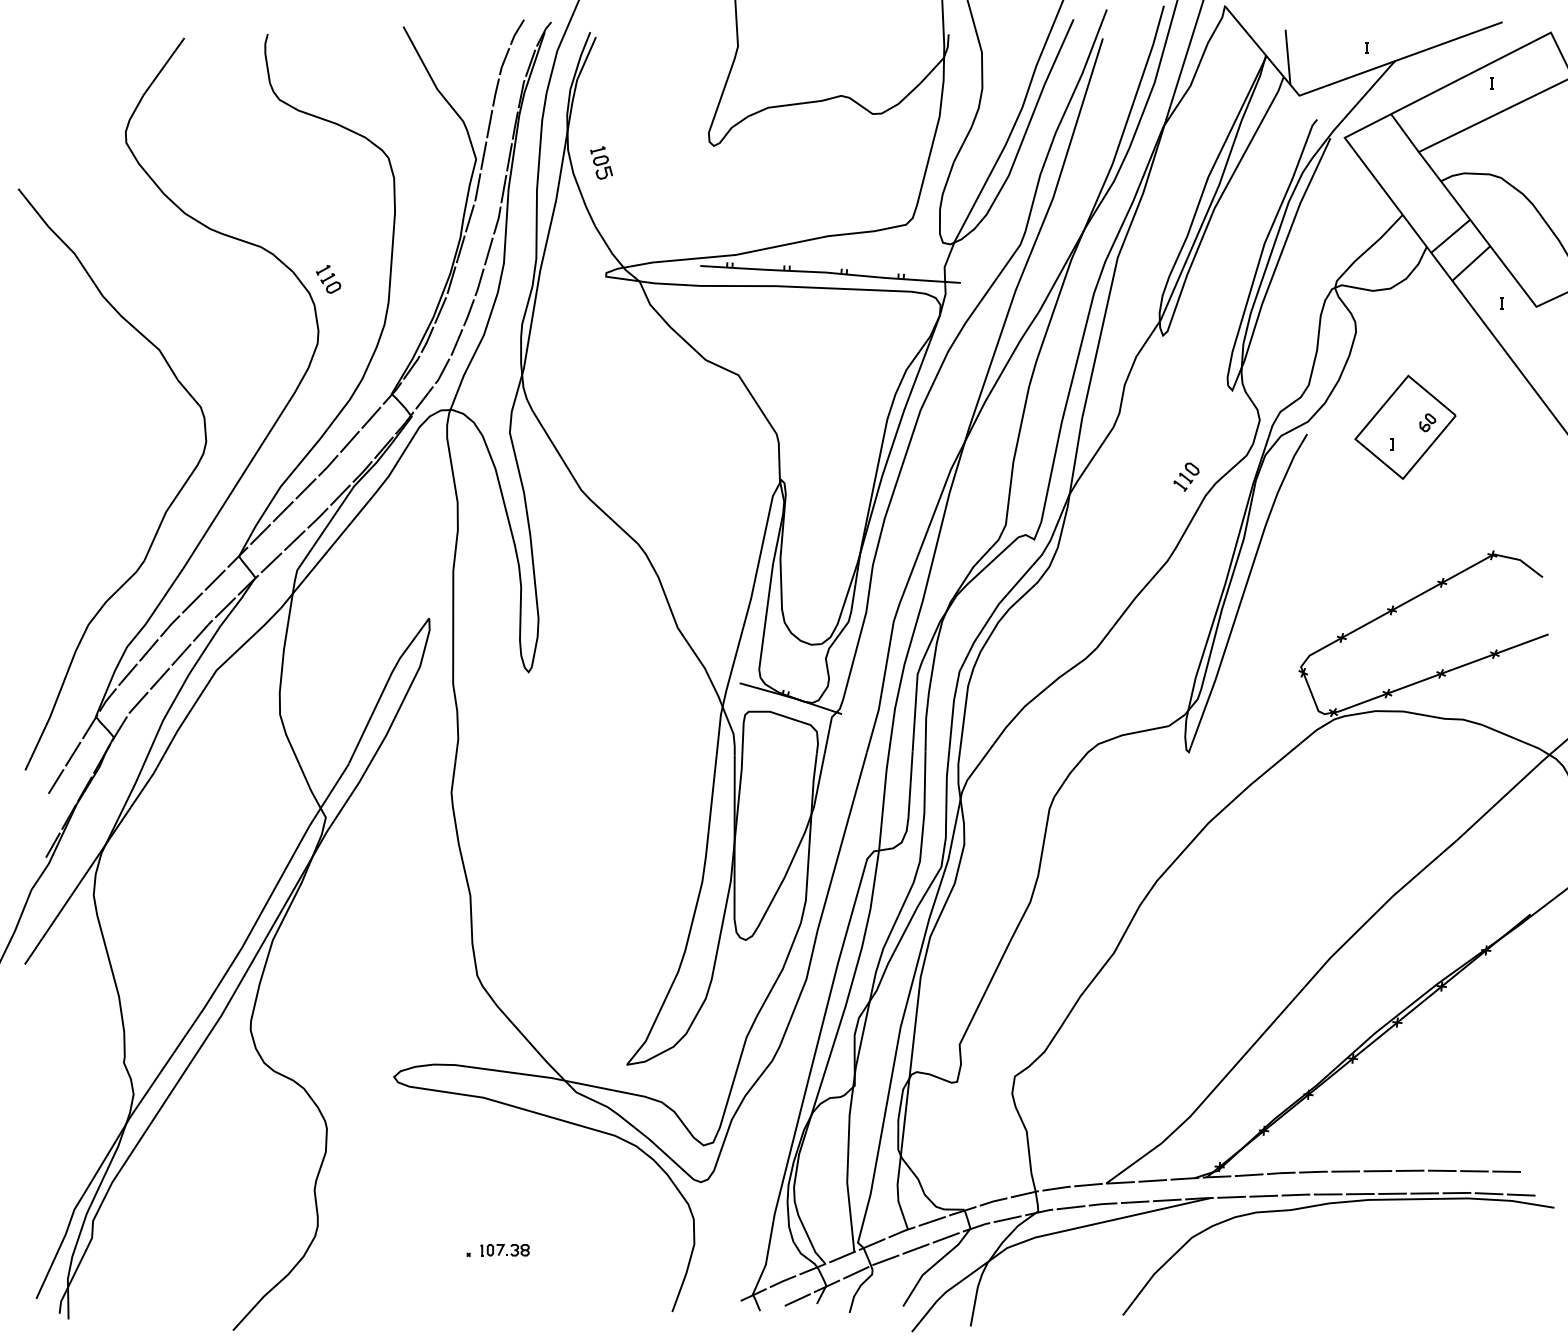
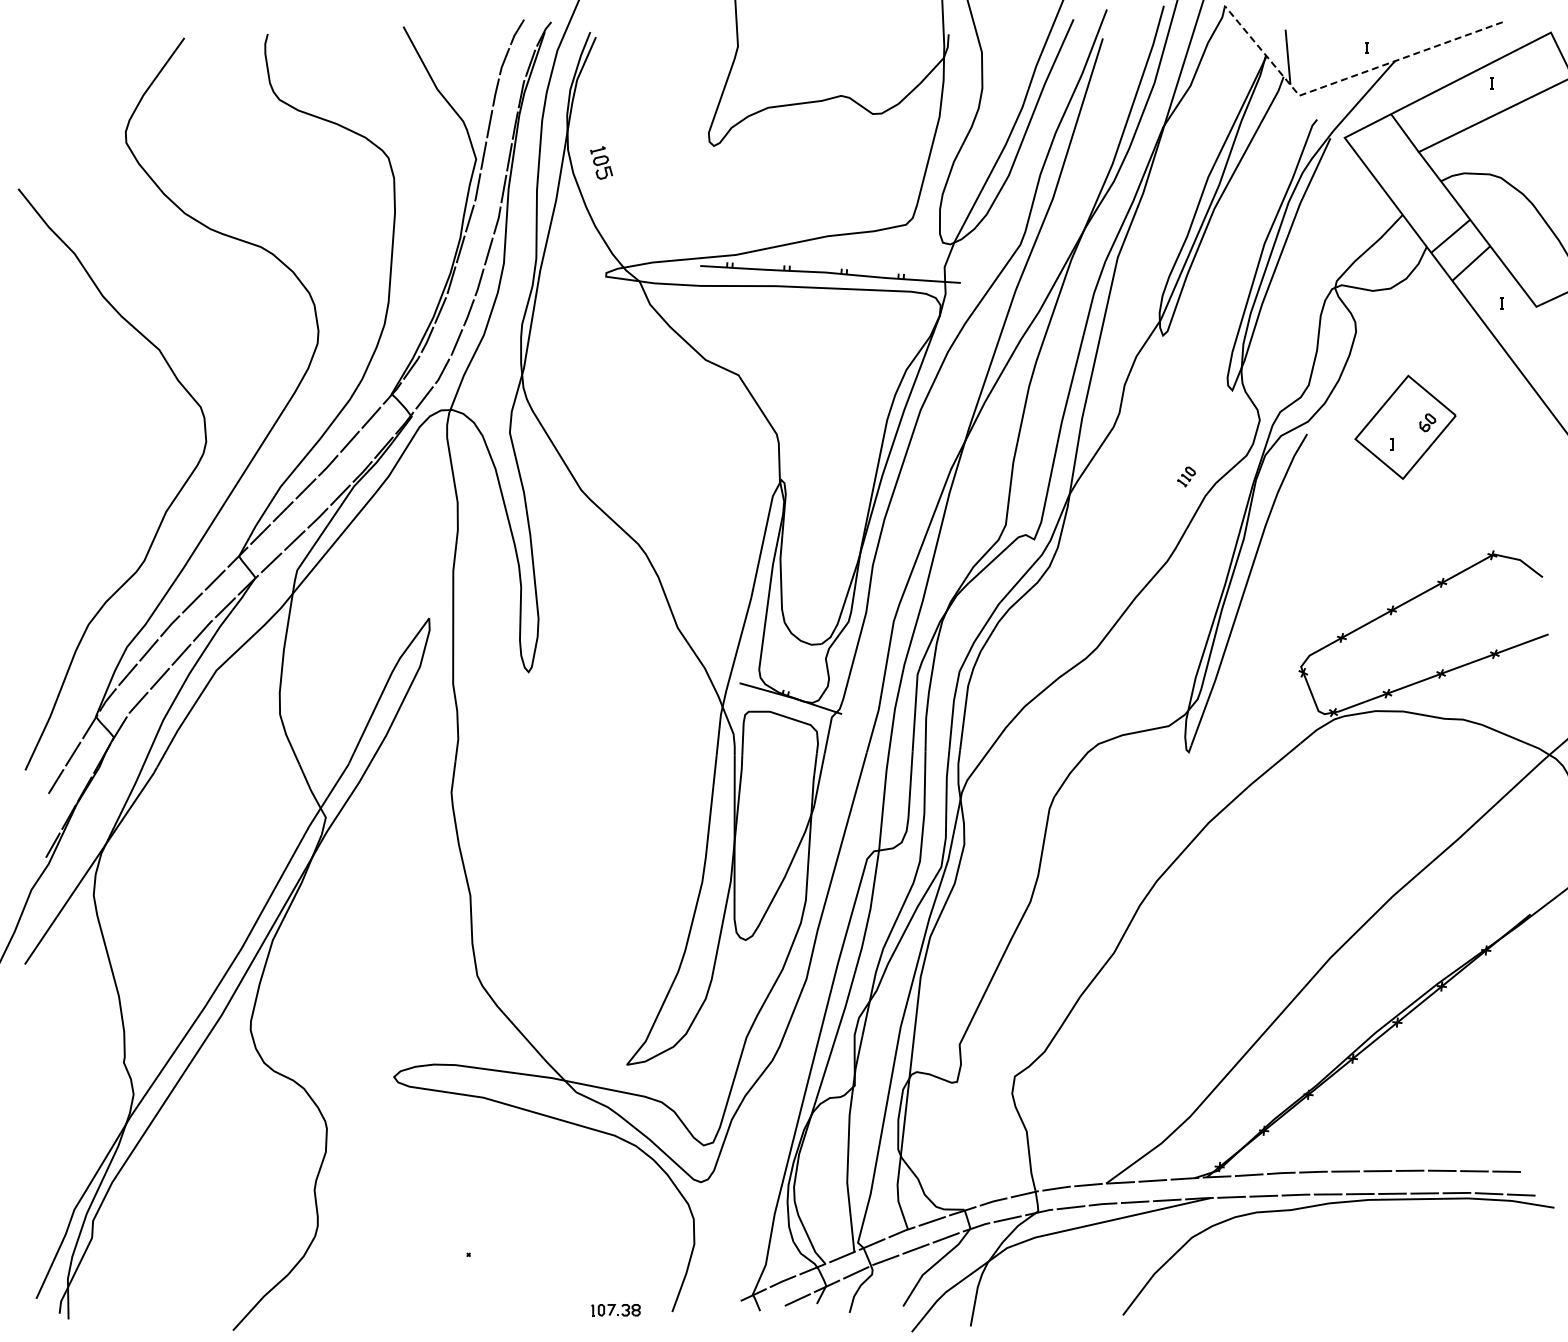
line: solid -> dashed (1346, 78)
part: present -> none (328, 279)
part size: 27x30 px -> 19x22 px (1186, 476)
part position: (504, 1250) -> (615, 1310) (615, 1310)
